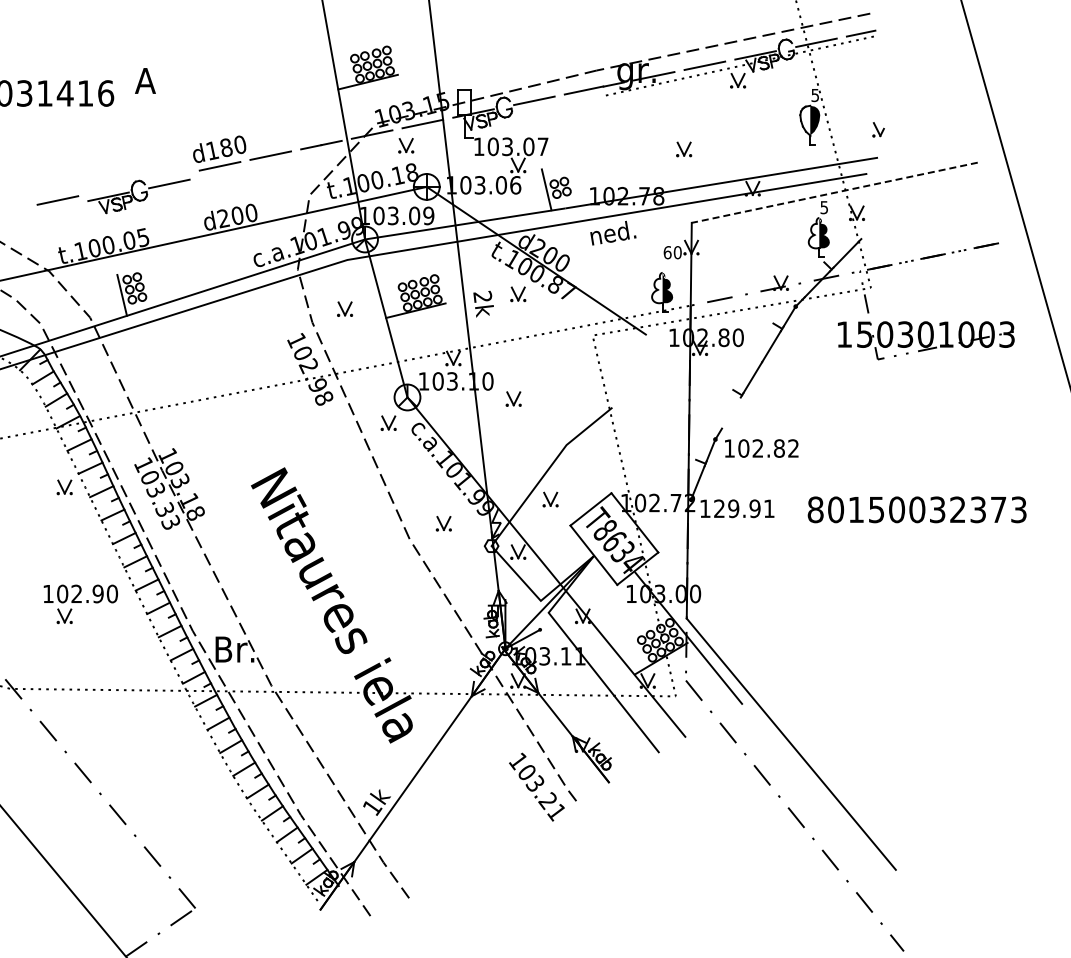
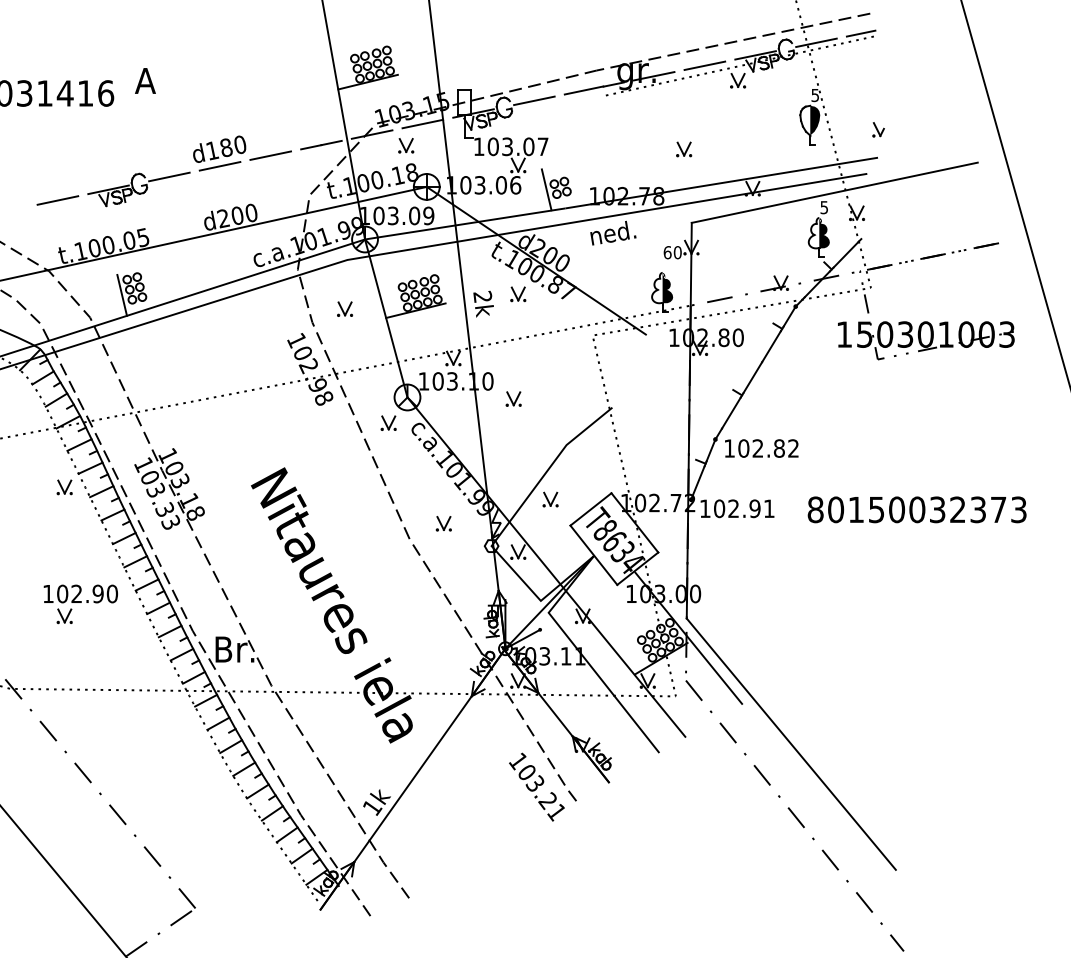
line: dashed -> solid (834, 192)
part position: (138, 196) -> (138, 189) (138, 189)
line: none -> present (731, 412)
text: 129.91 -> 102.91 (726, 508)
